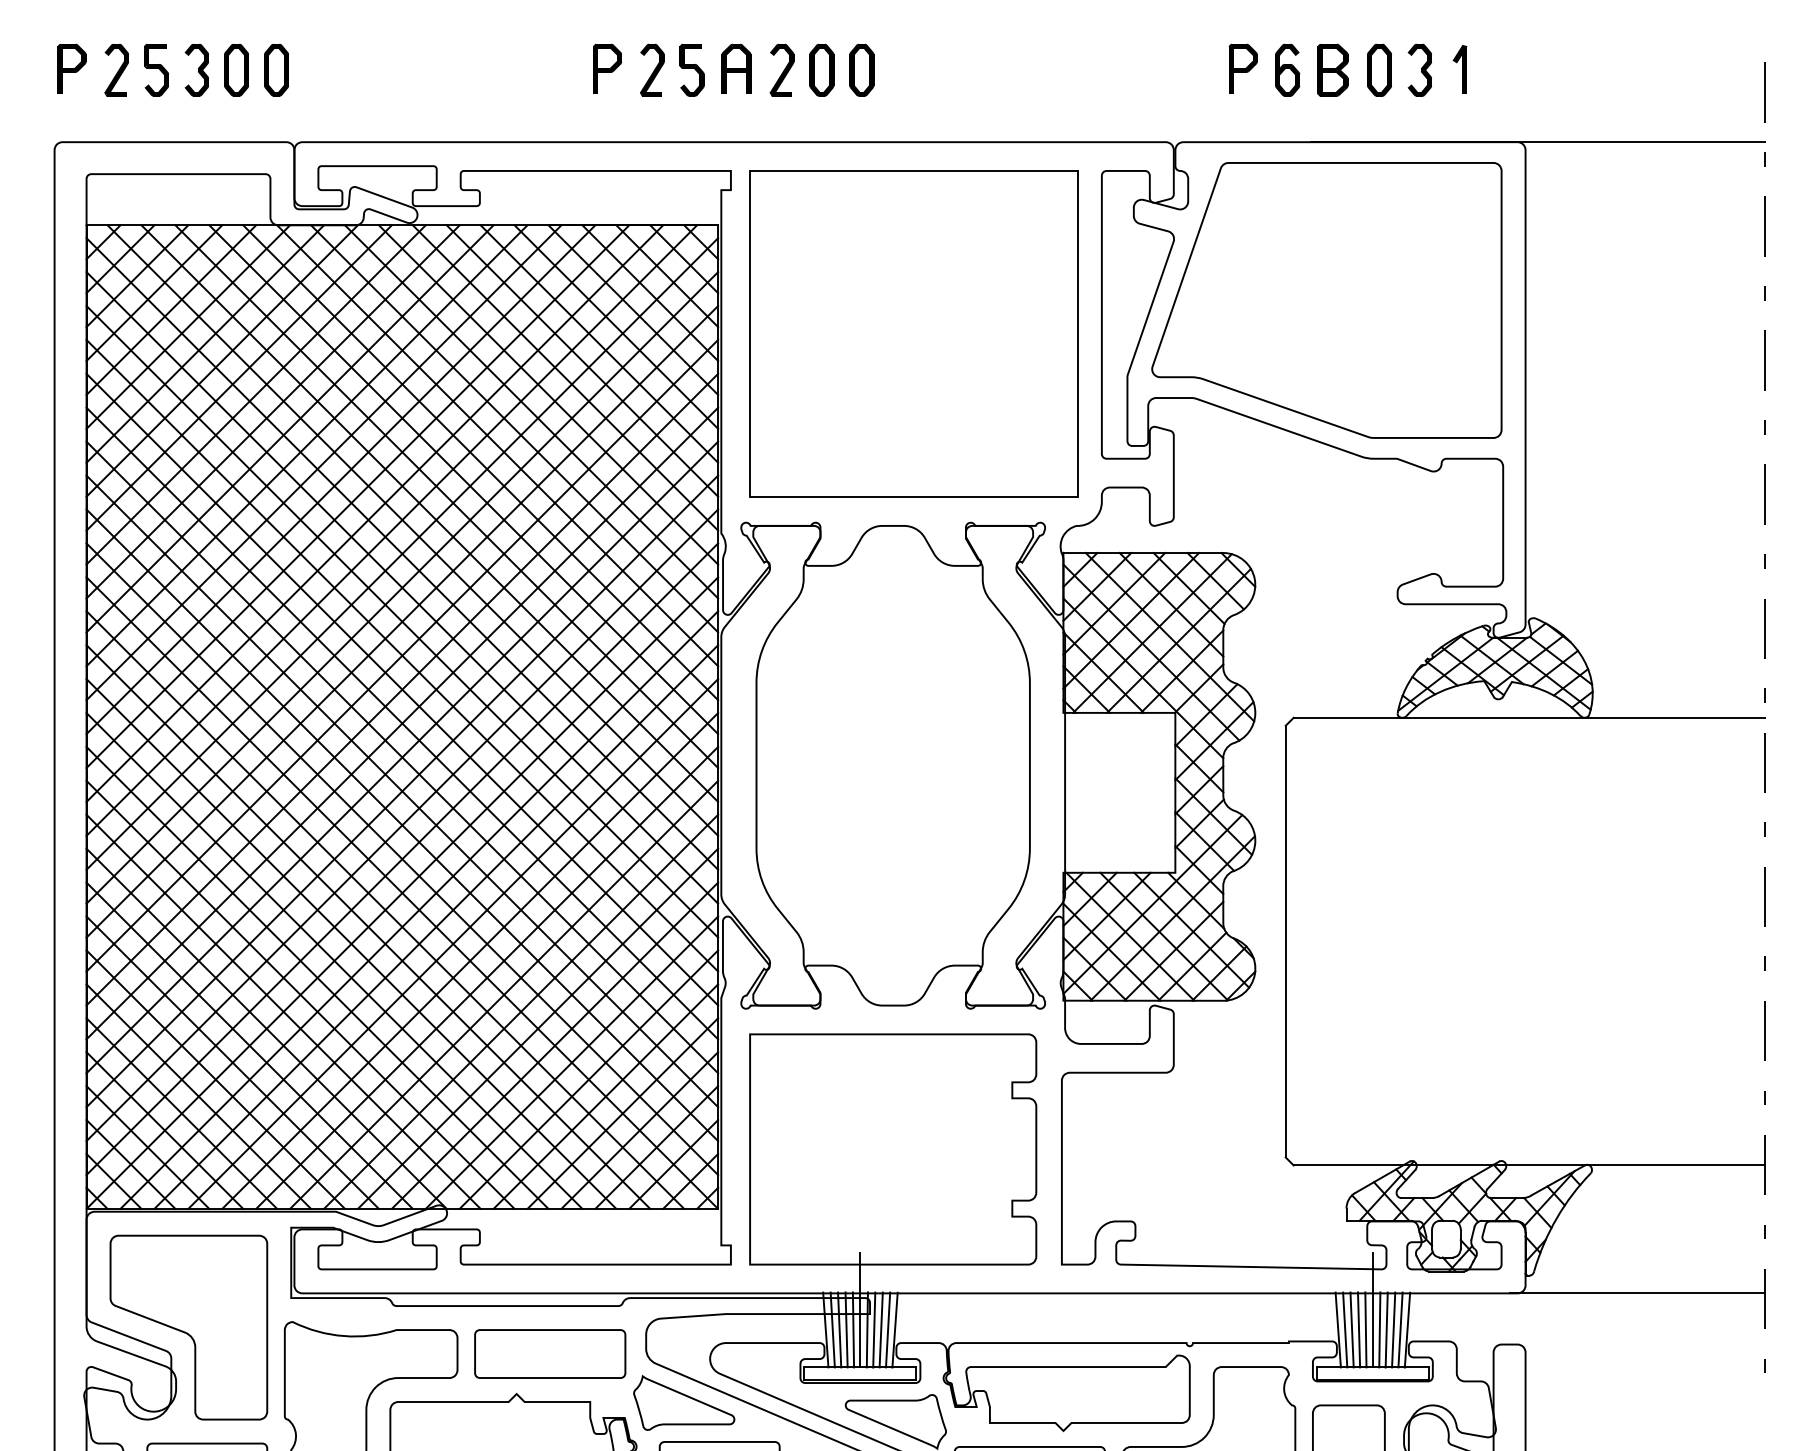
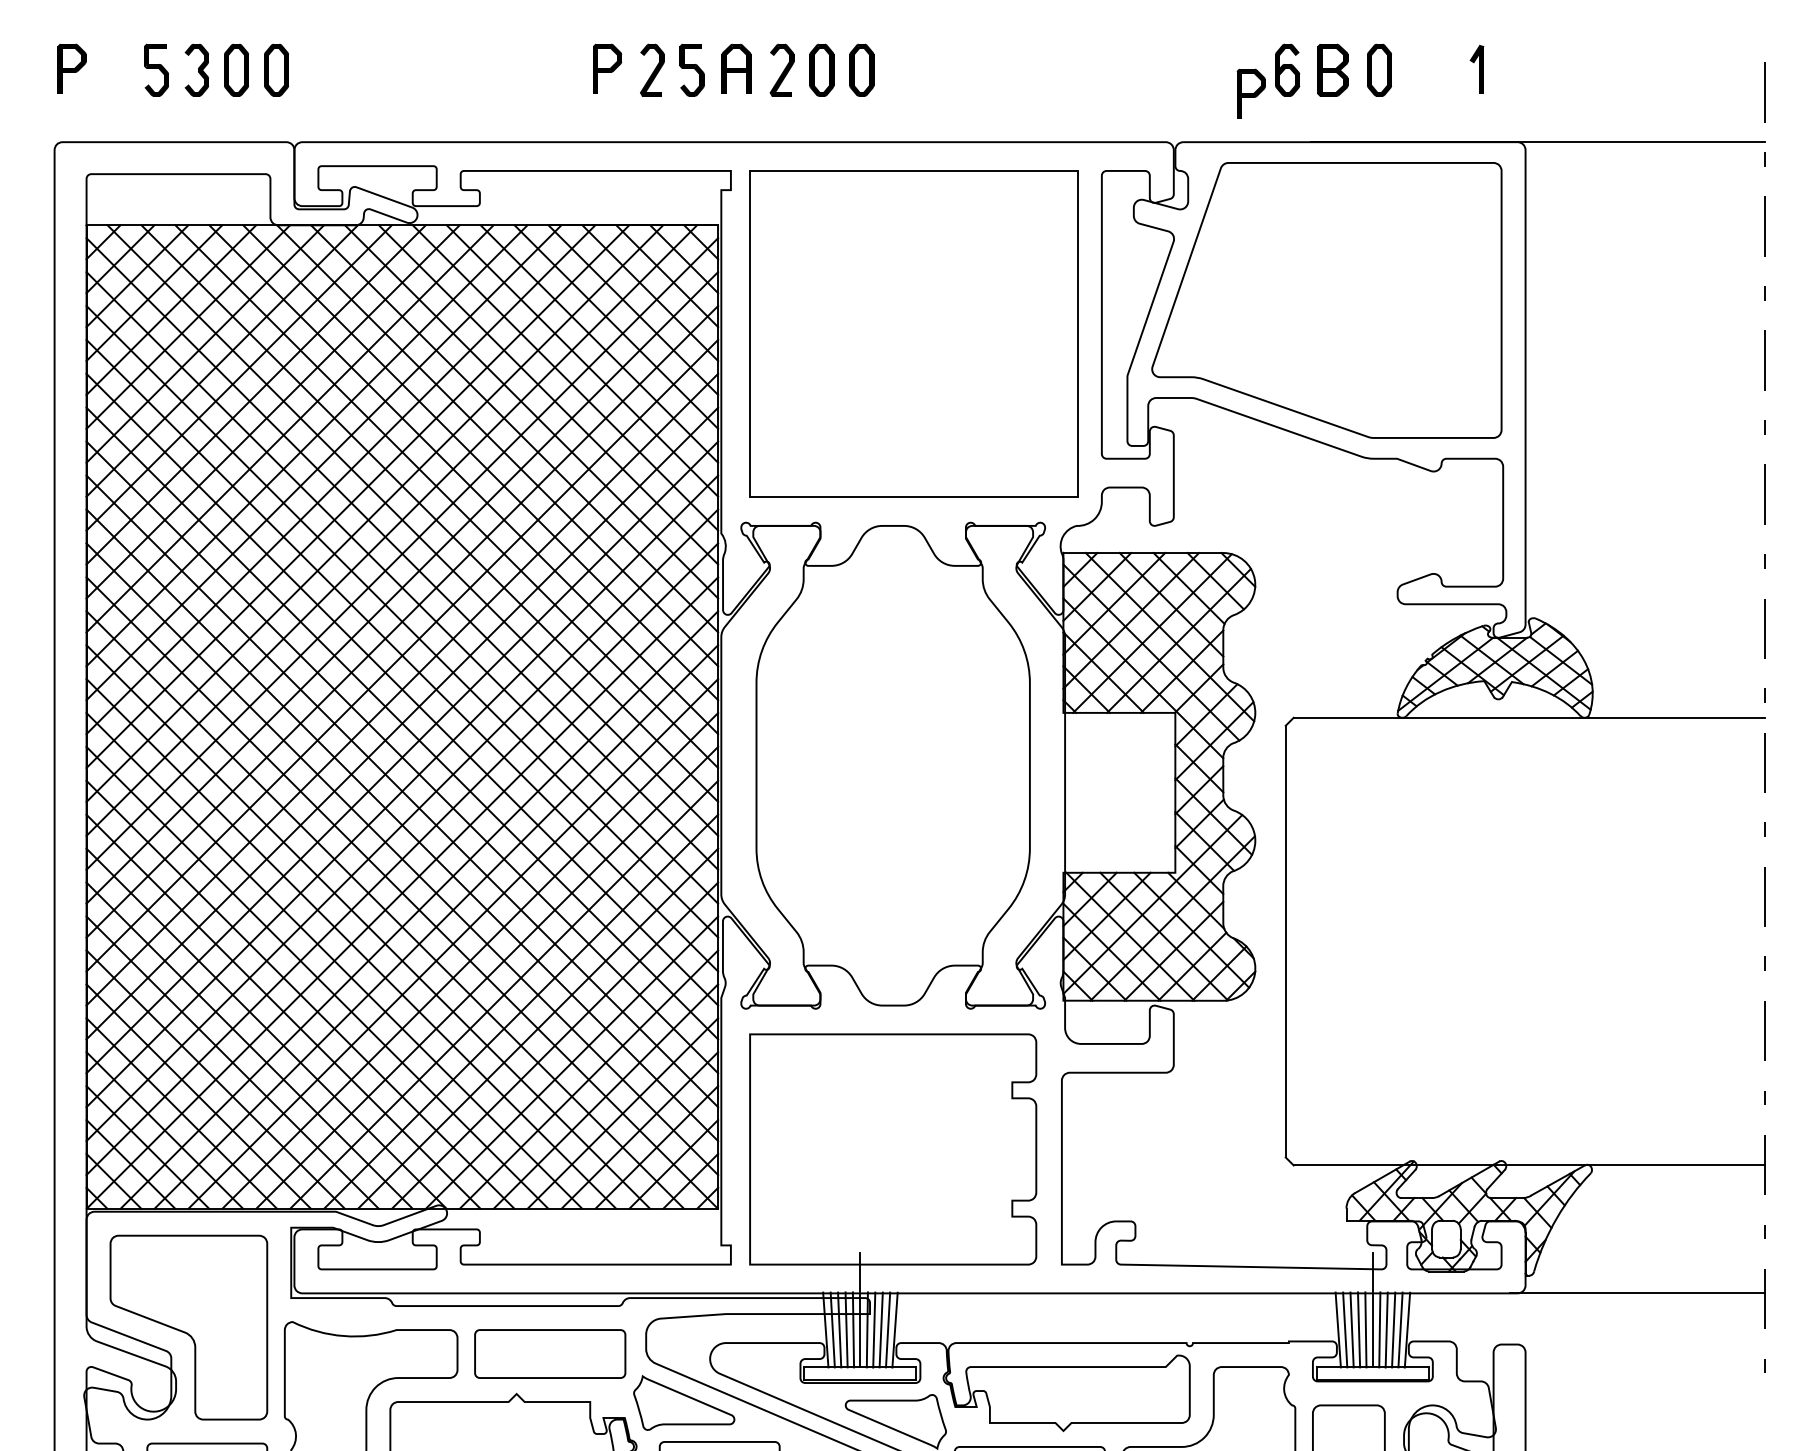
part position: (1242, 68) -> (1250, 93) (1250, 93)
part: present -> none (116, 69)
part: present -> none (1419, 69)
part position: (1459, 69) -> (1476, 69) (1476, 69)
